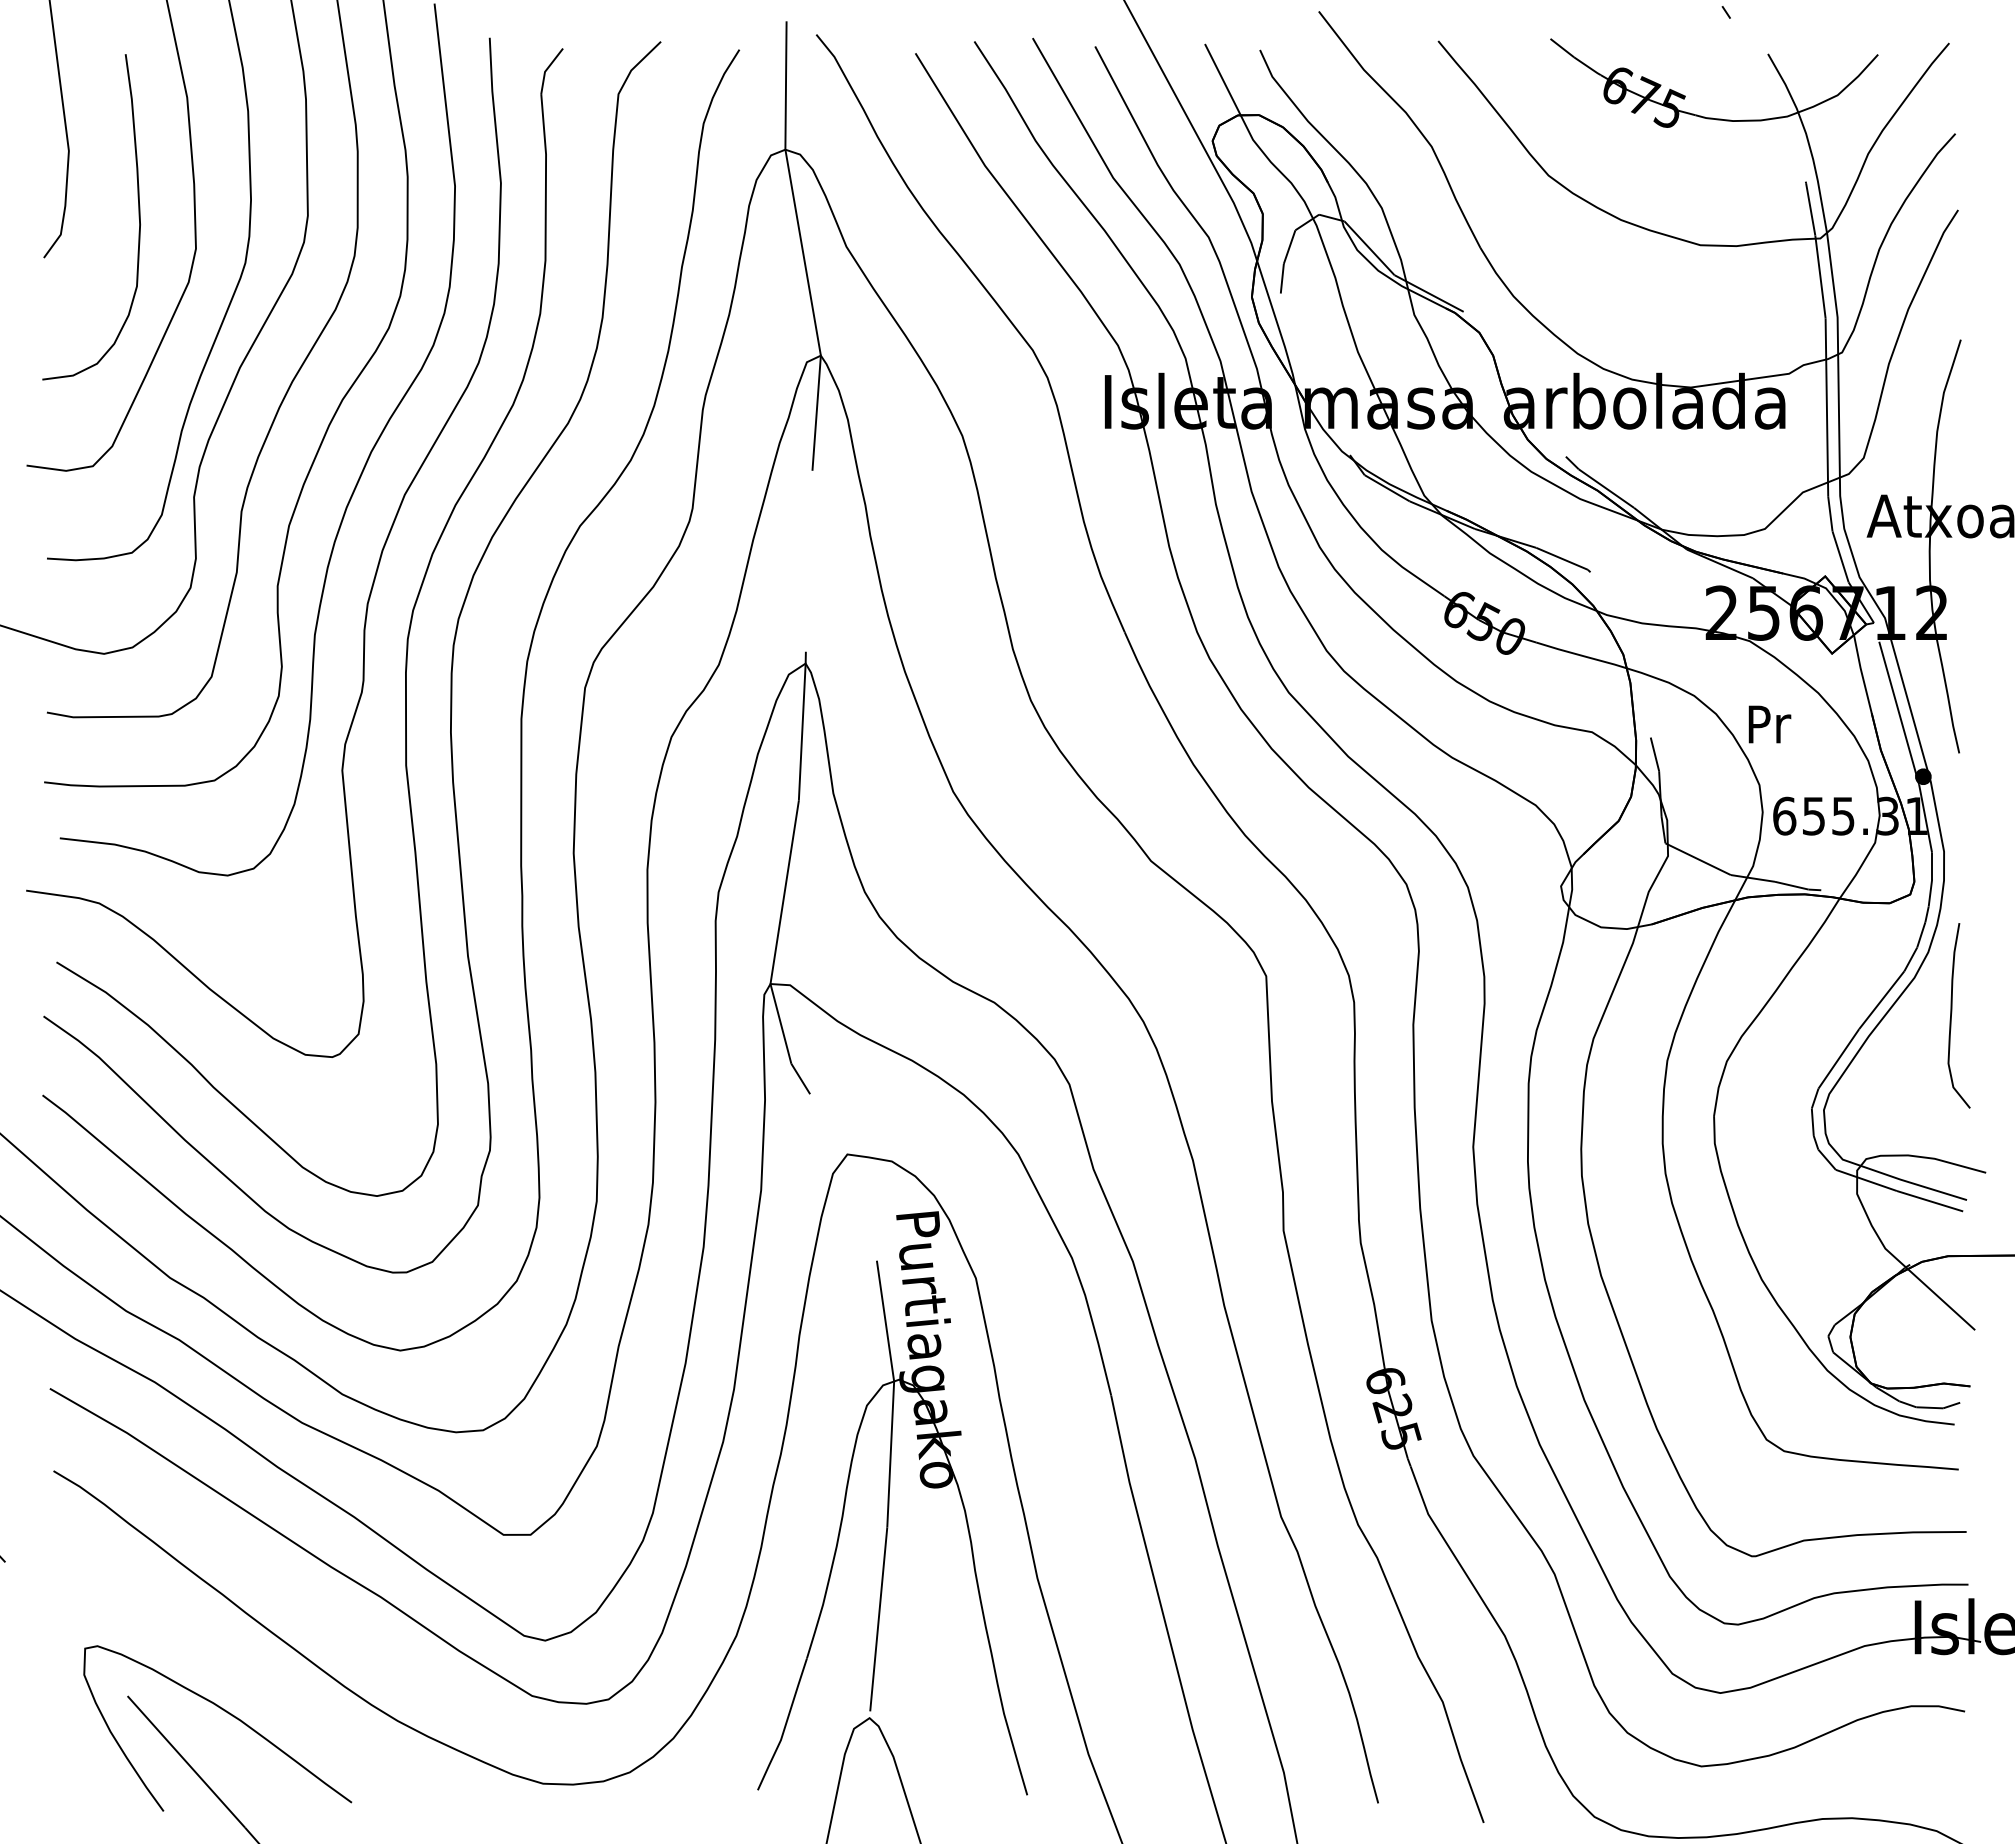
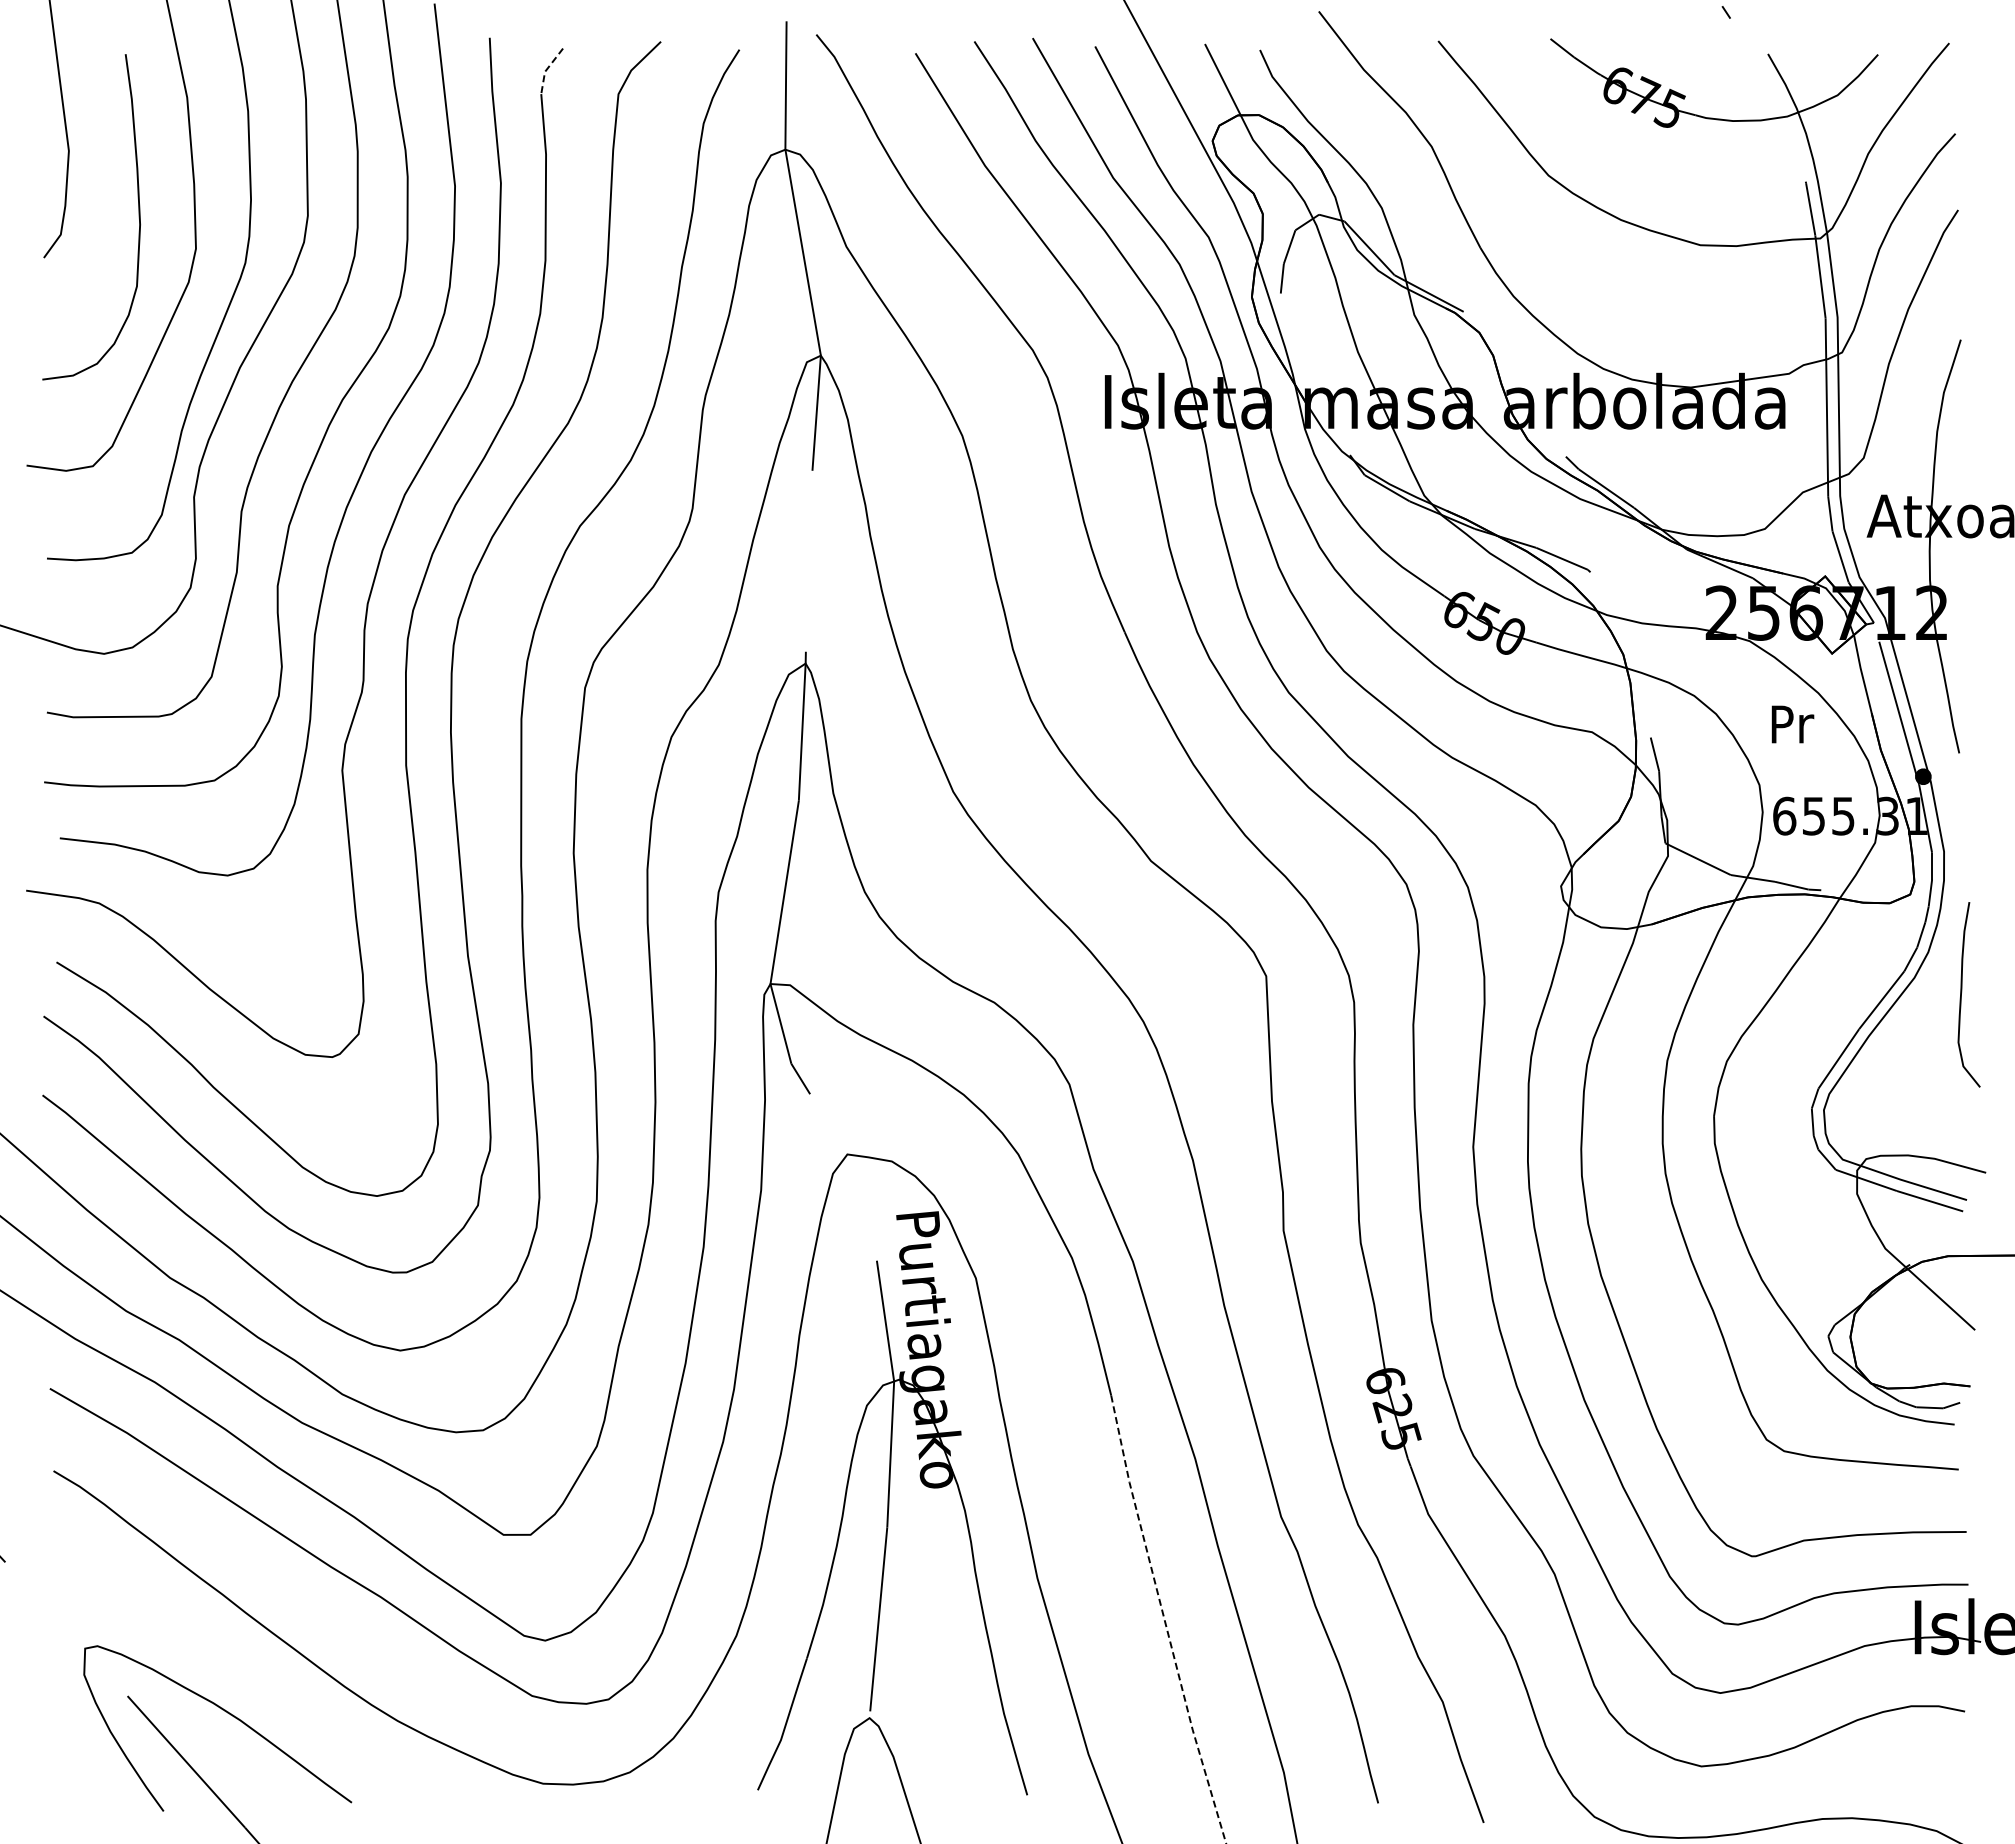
line: solid -> dashed (546, 69)
text position: (1769, 724) -> (1792, 724) (1792, 724)
curve position: (1952, 1013) -> (1962, 992) (1962, 992)
line: solid -> dashed (1164, 1620)
